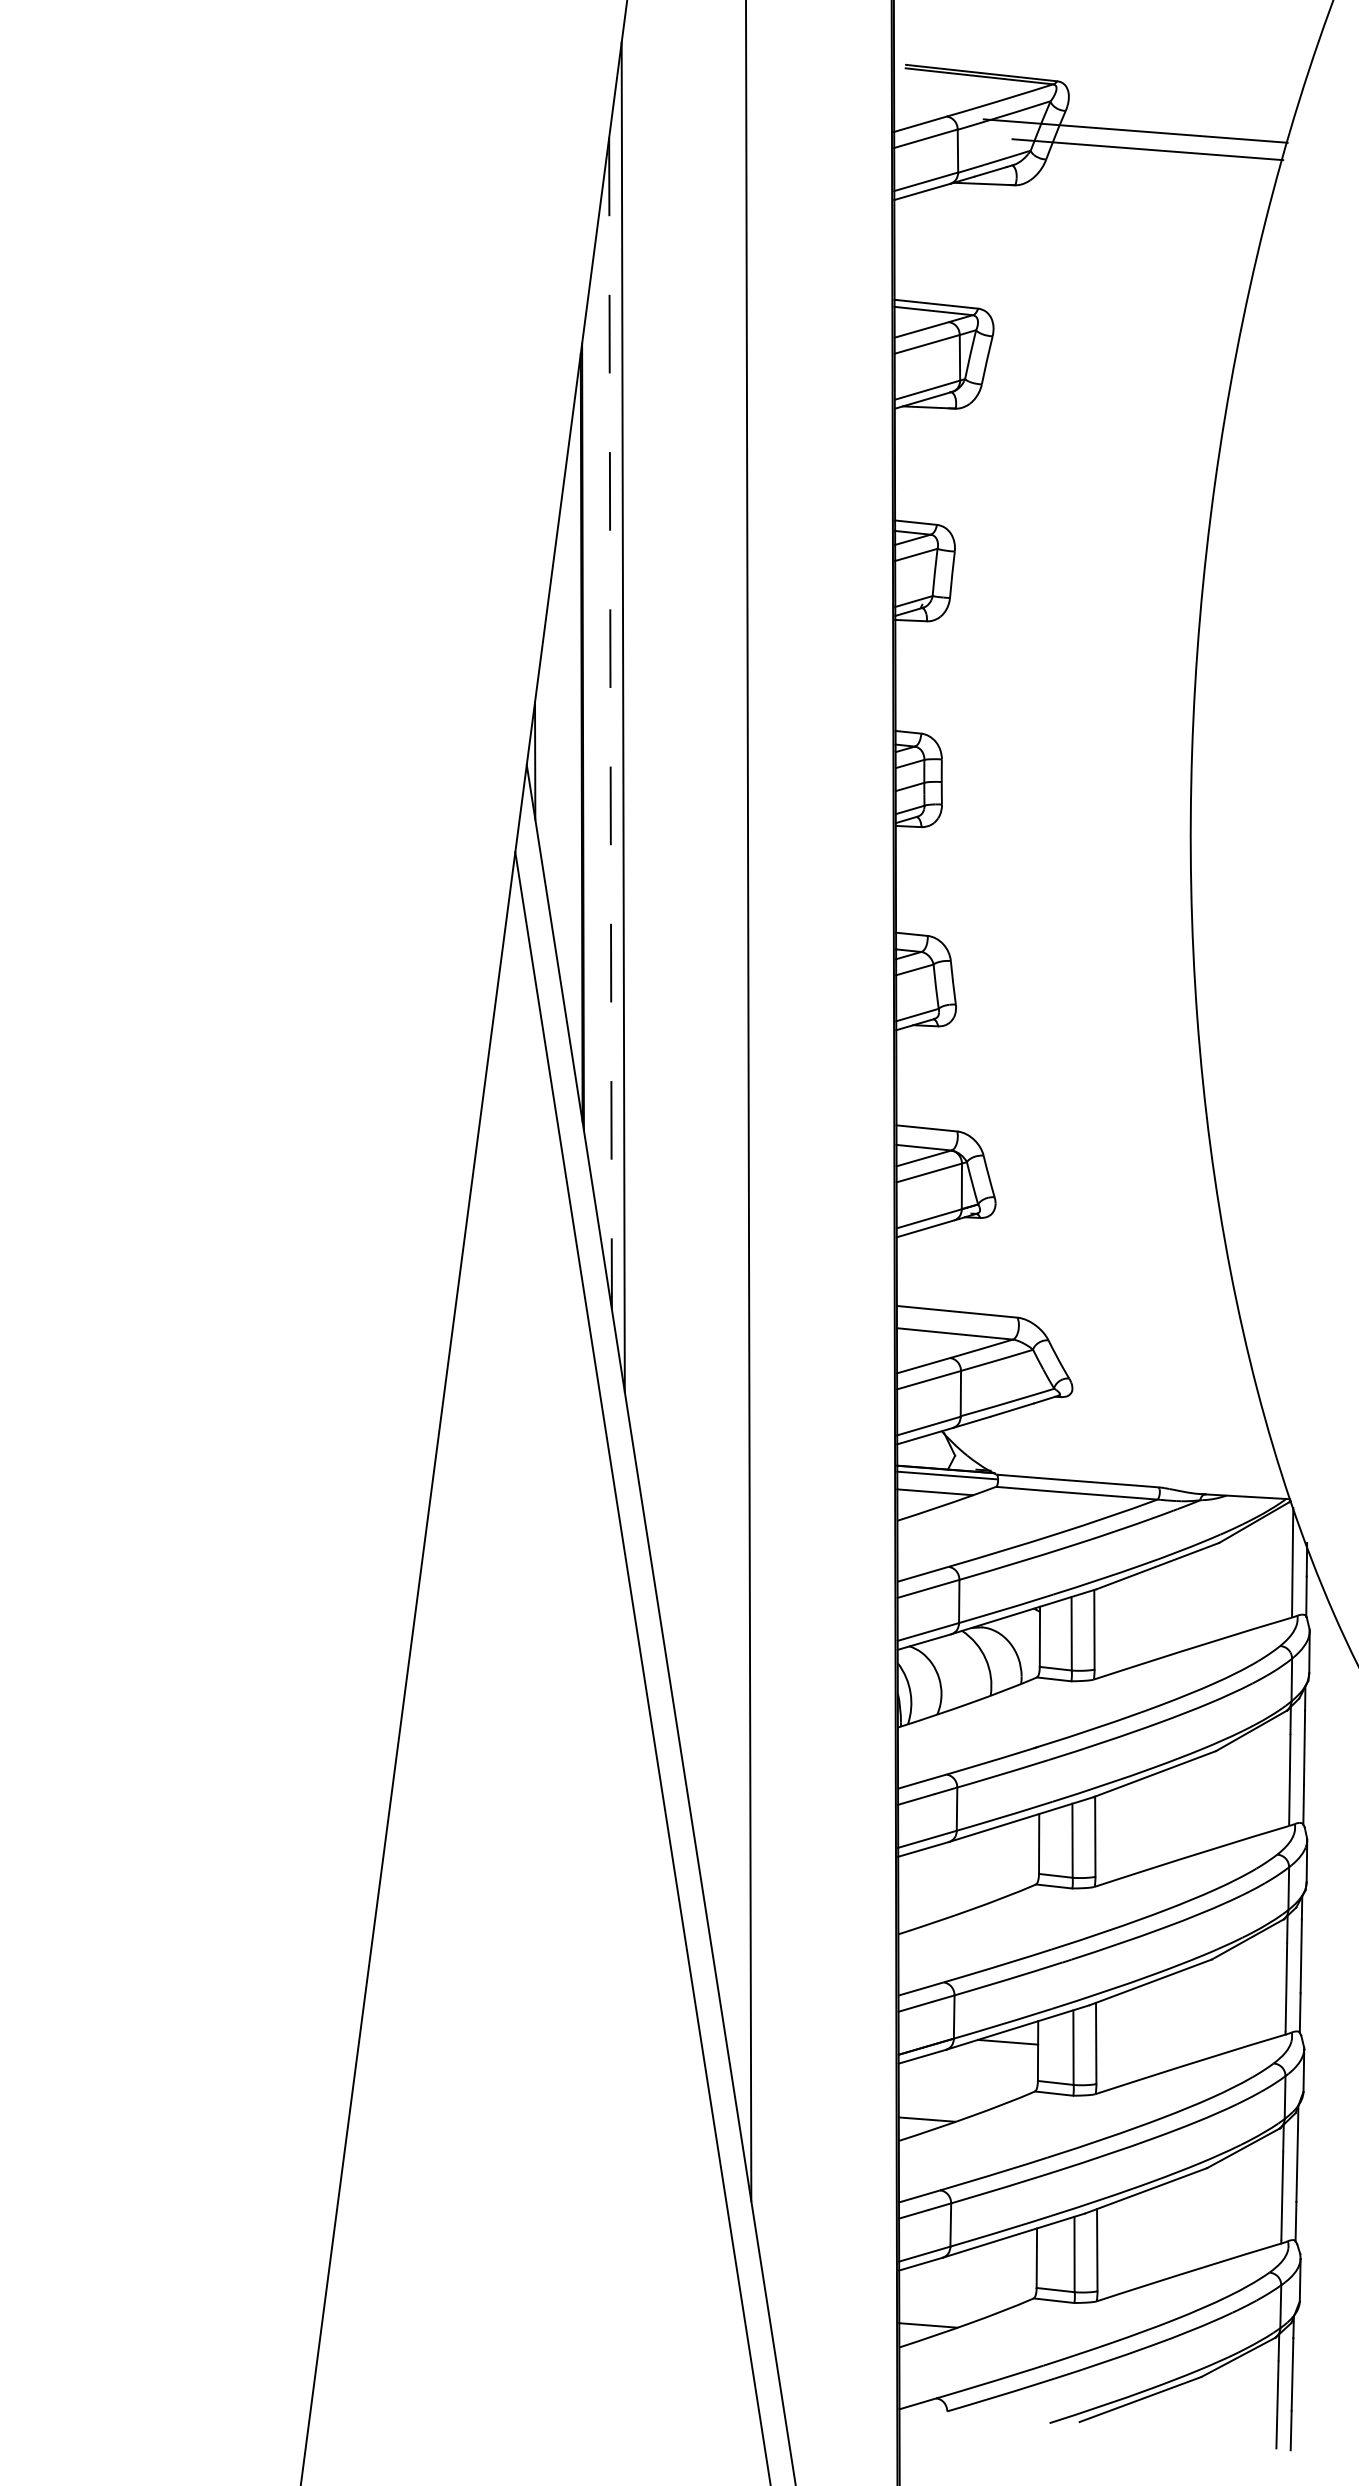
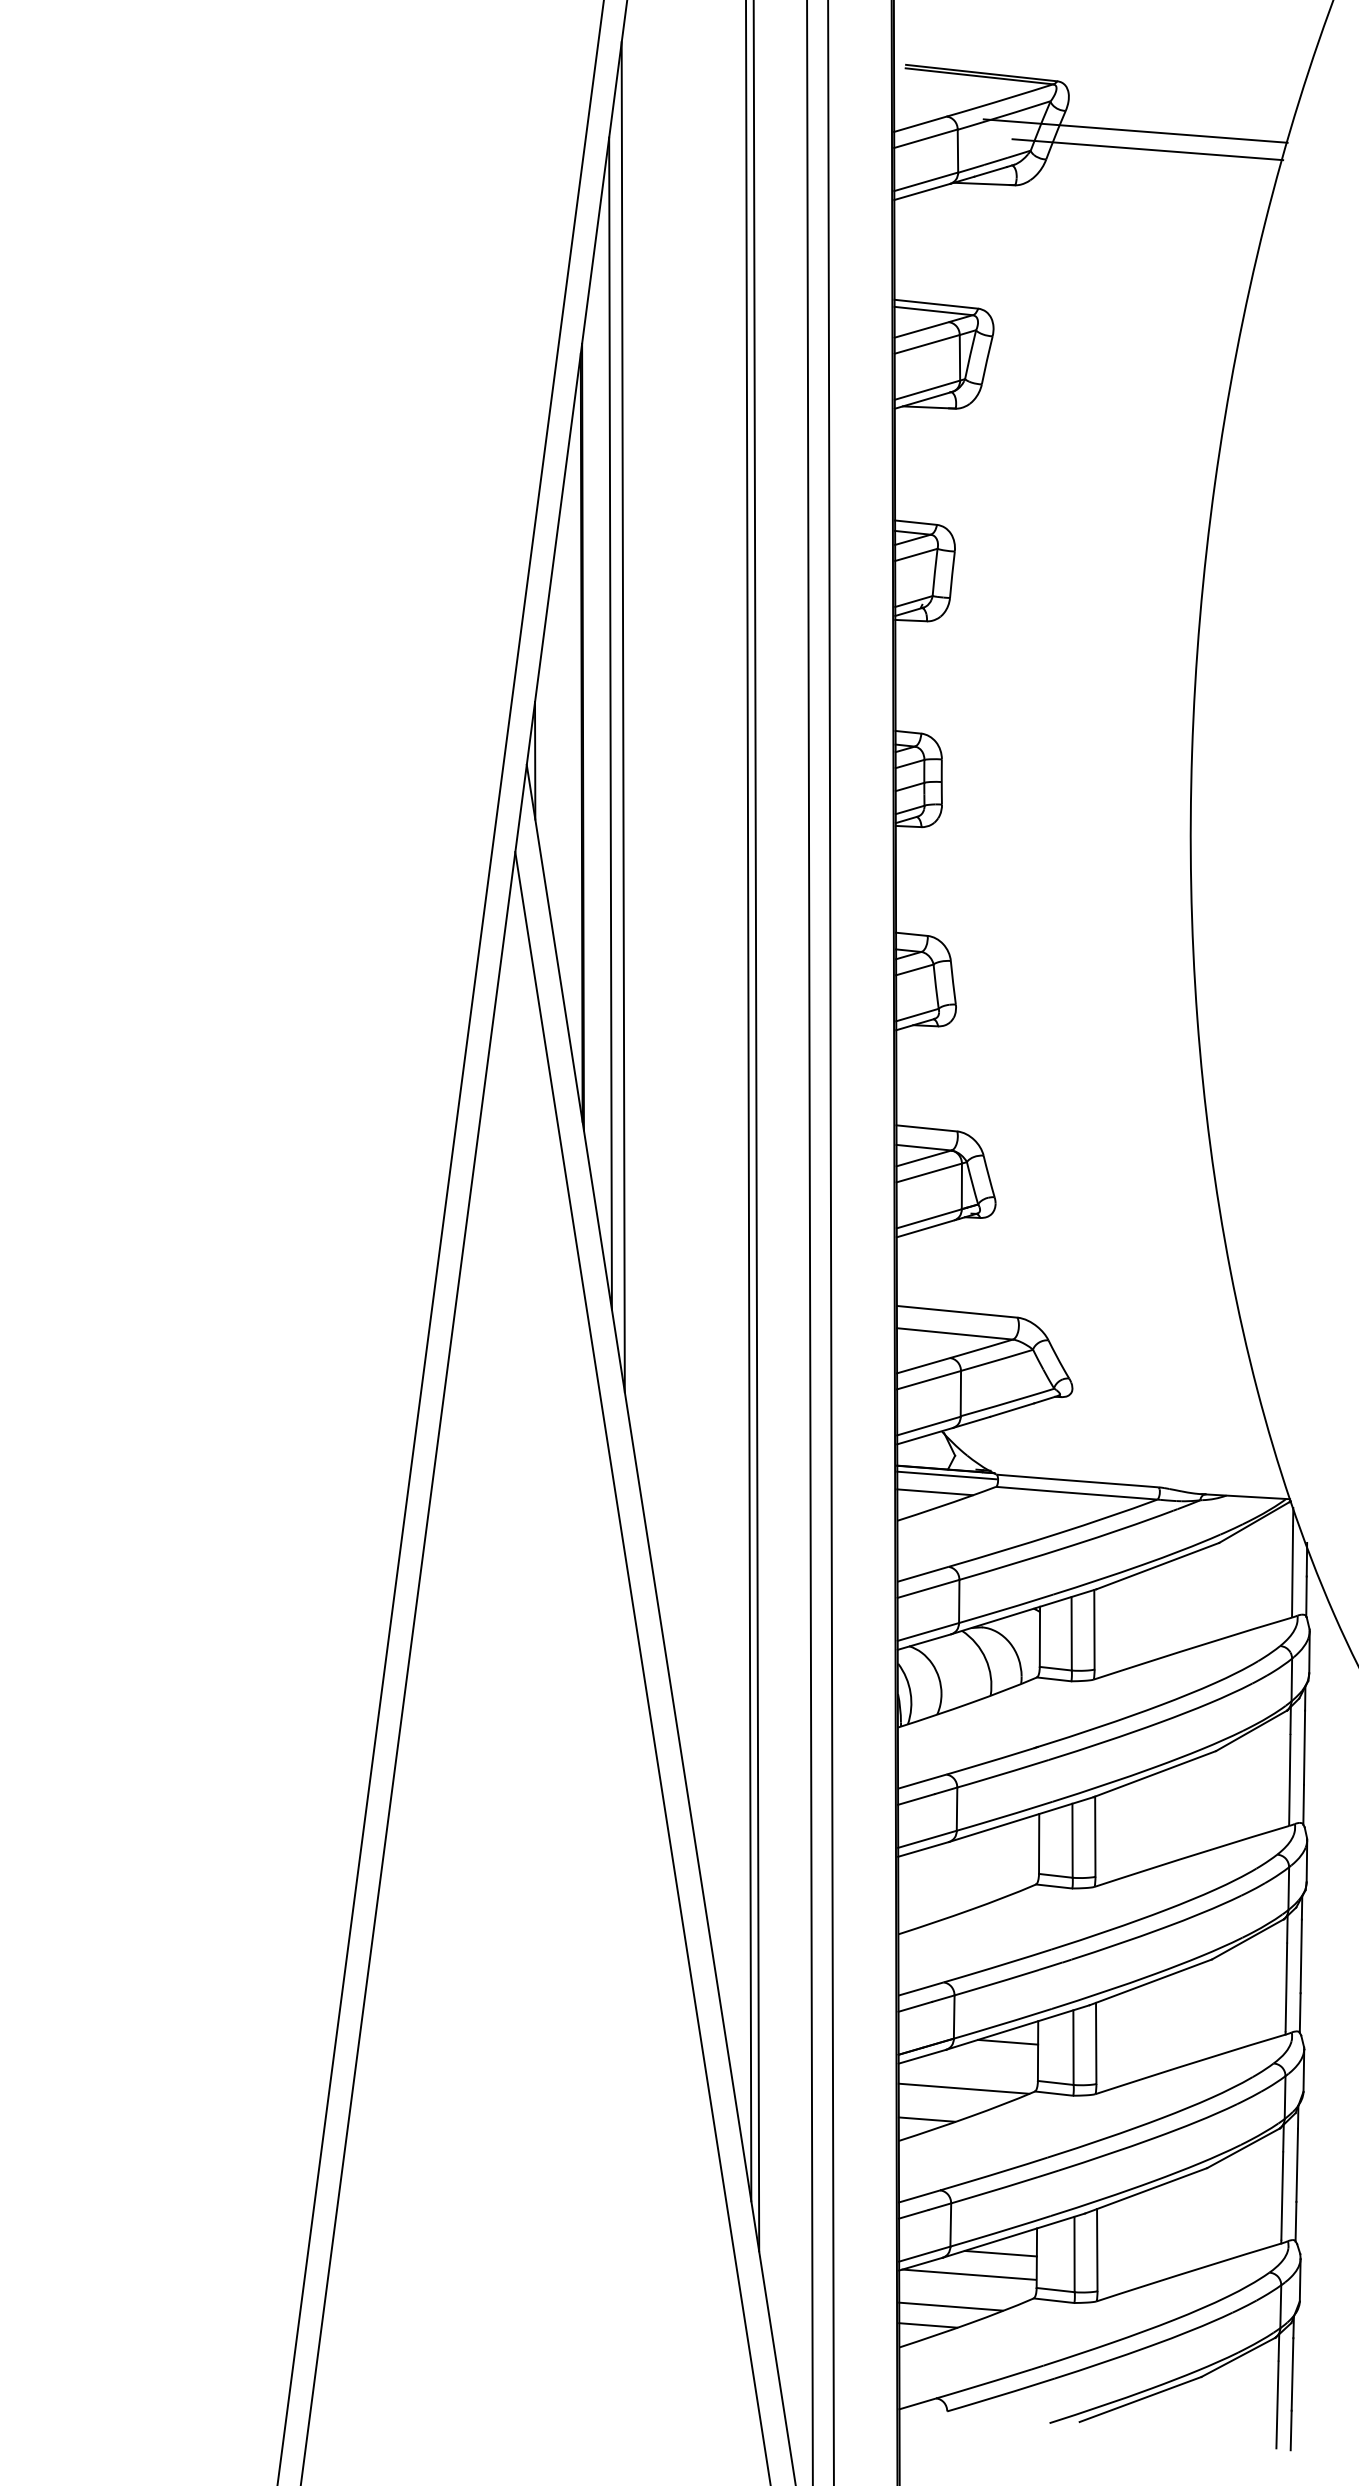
line: dashed -> solid (610, 723)
line: none -> present (756, 1126)
line: none -> present (440, 1242)
line: none -> present (809, 1242)
line: none -> present (830, 1242)
line: none -> present (963, 2088)
line: none -> present (1000, 2253)
line: none -> present (968, 2274)
line: none -> present (950, 2306)
